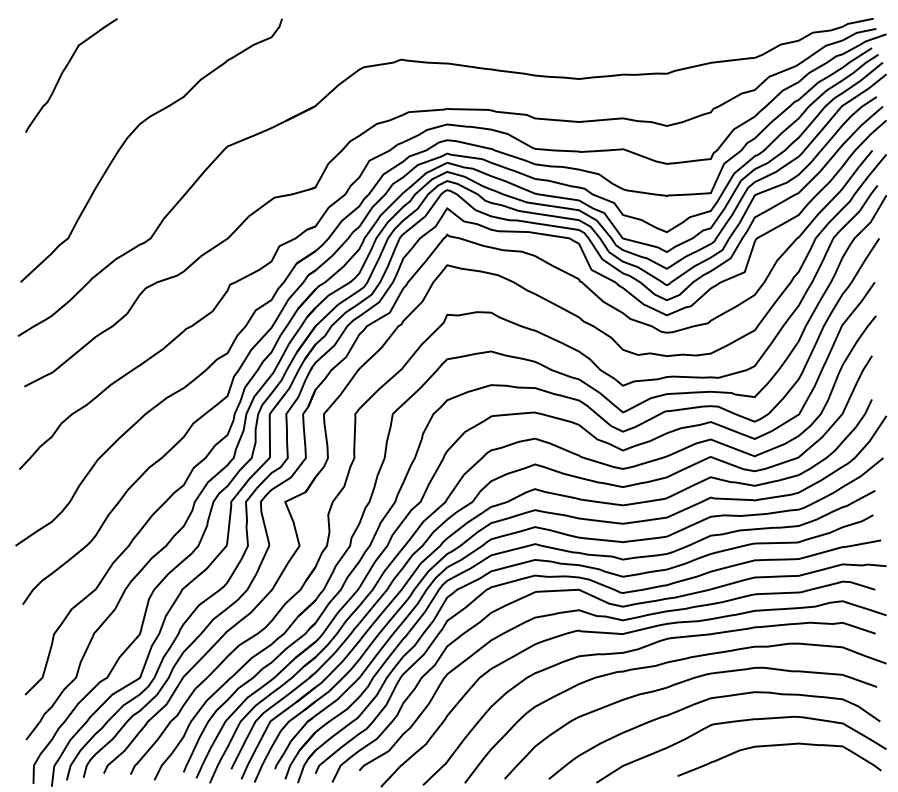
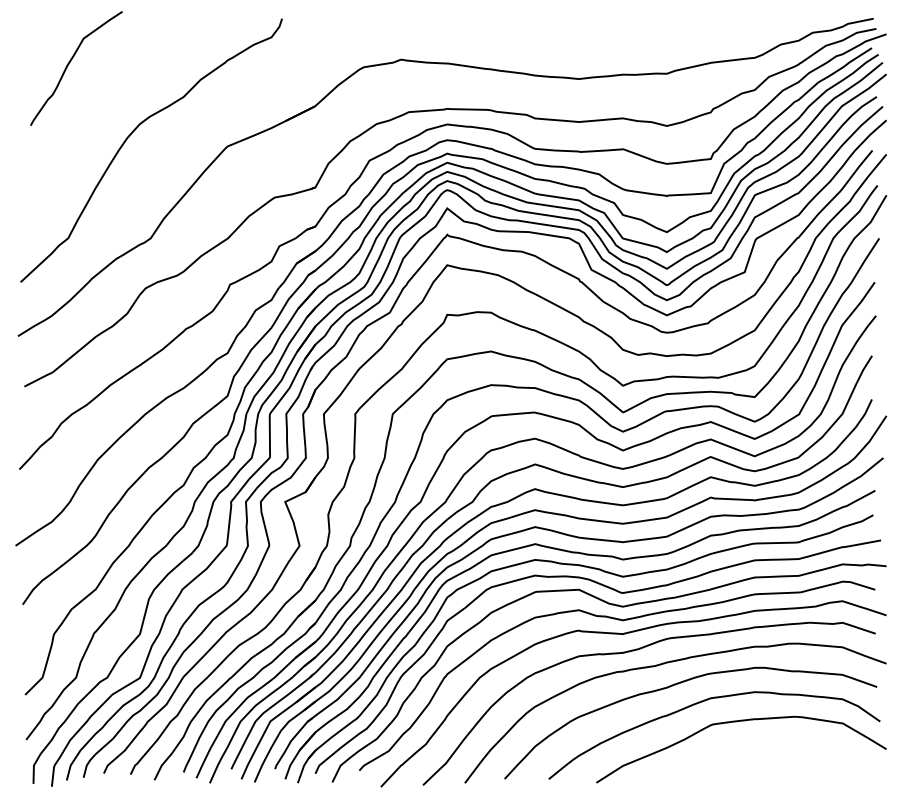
curve position: (64, 71) -> (69, 64) (69, 64)
curve: present -> none (776, 746)
